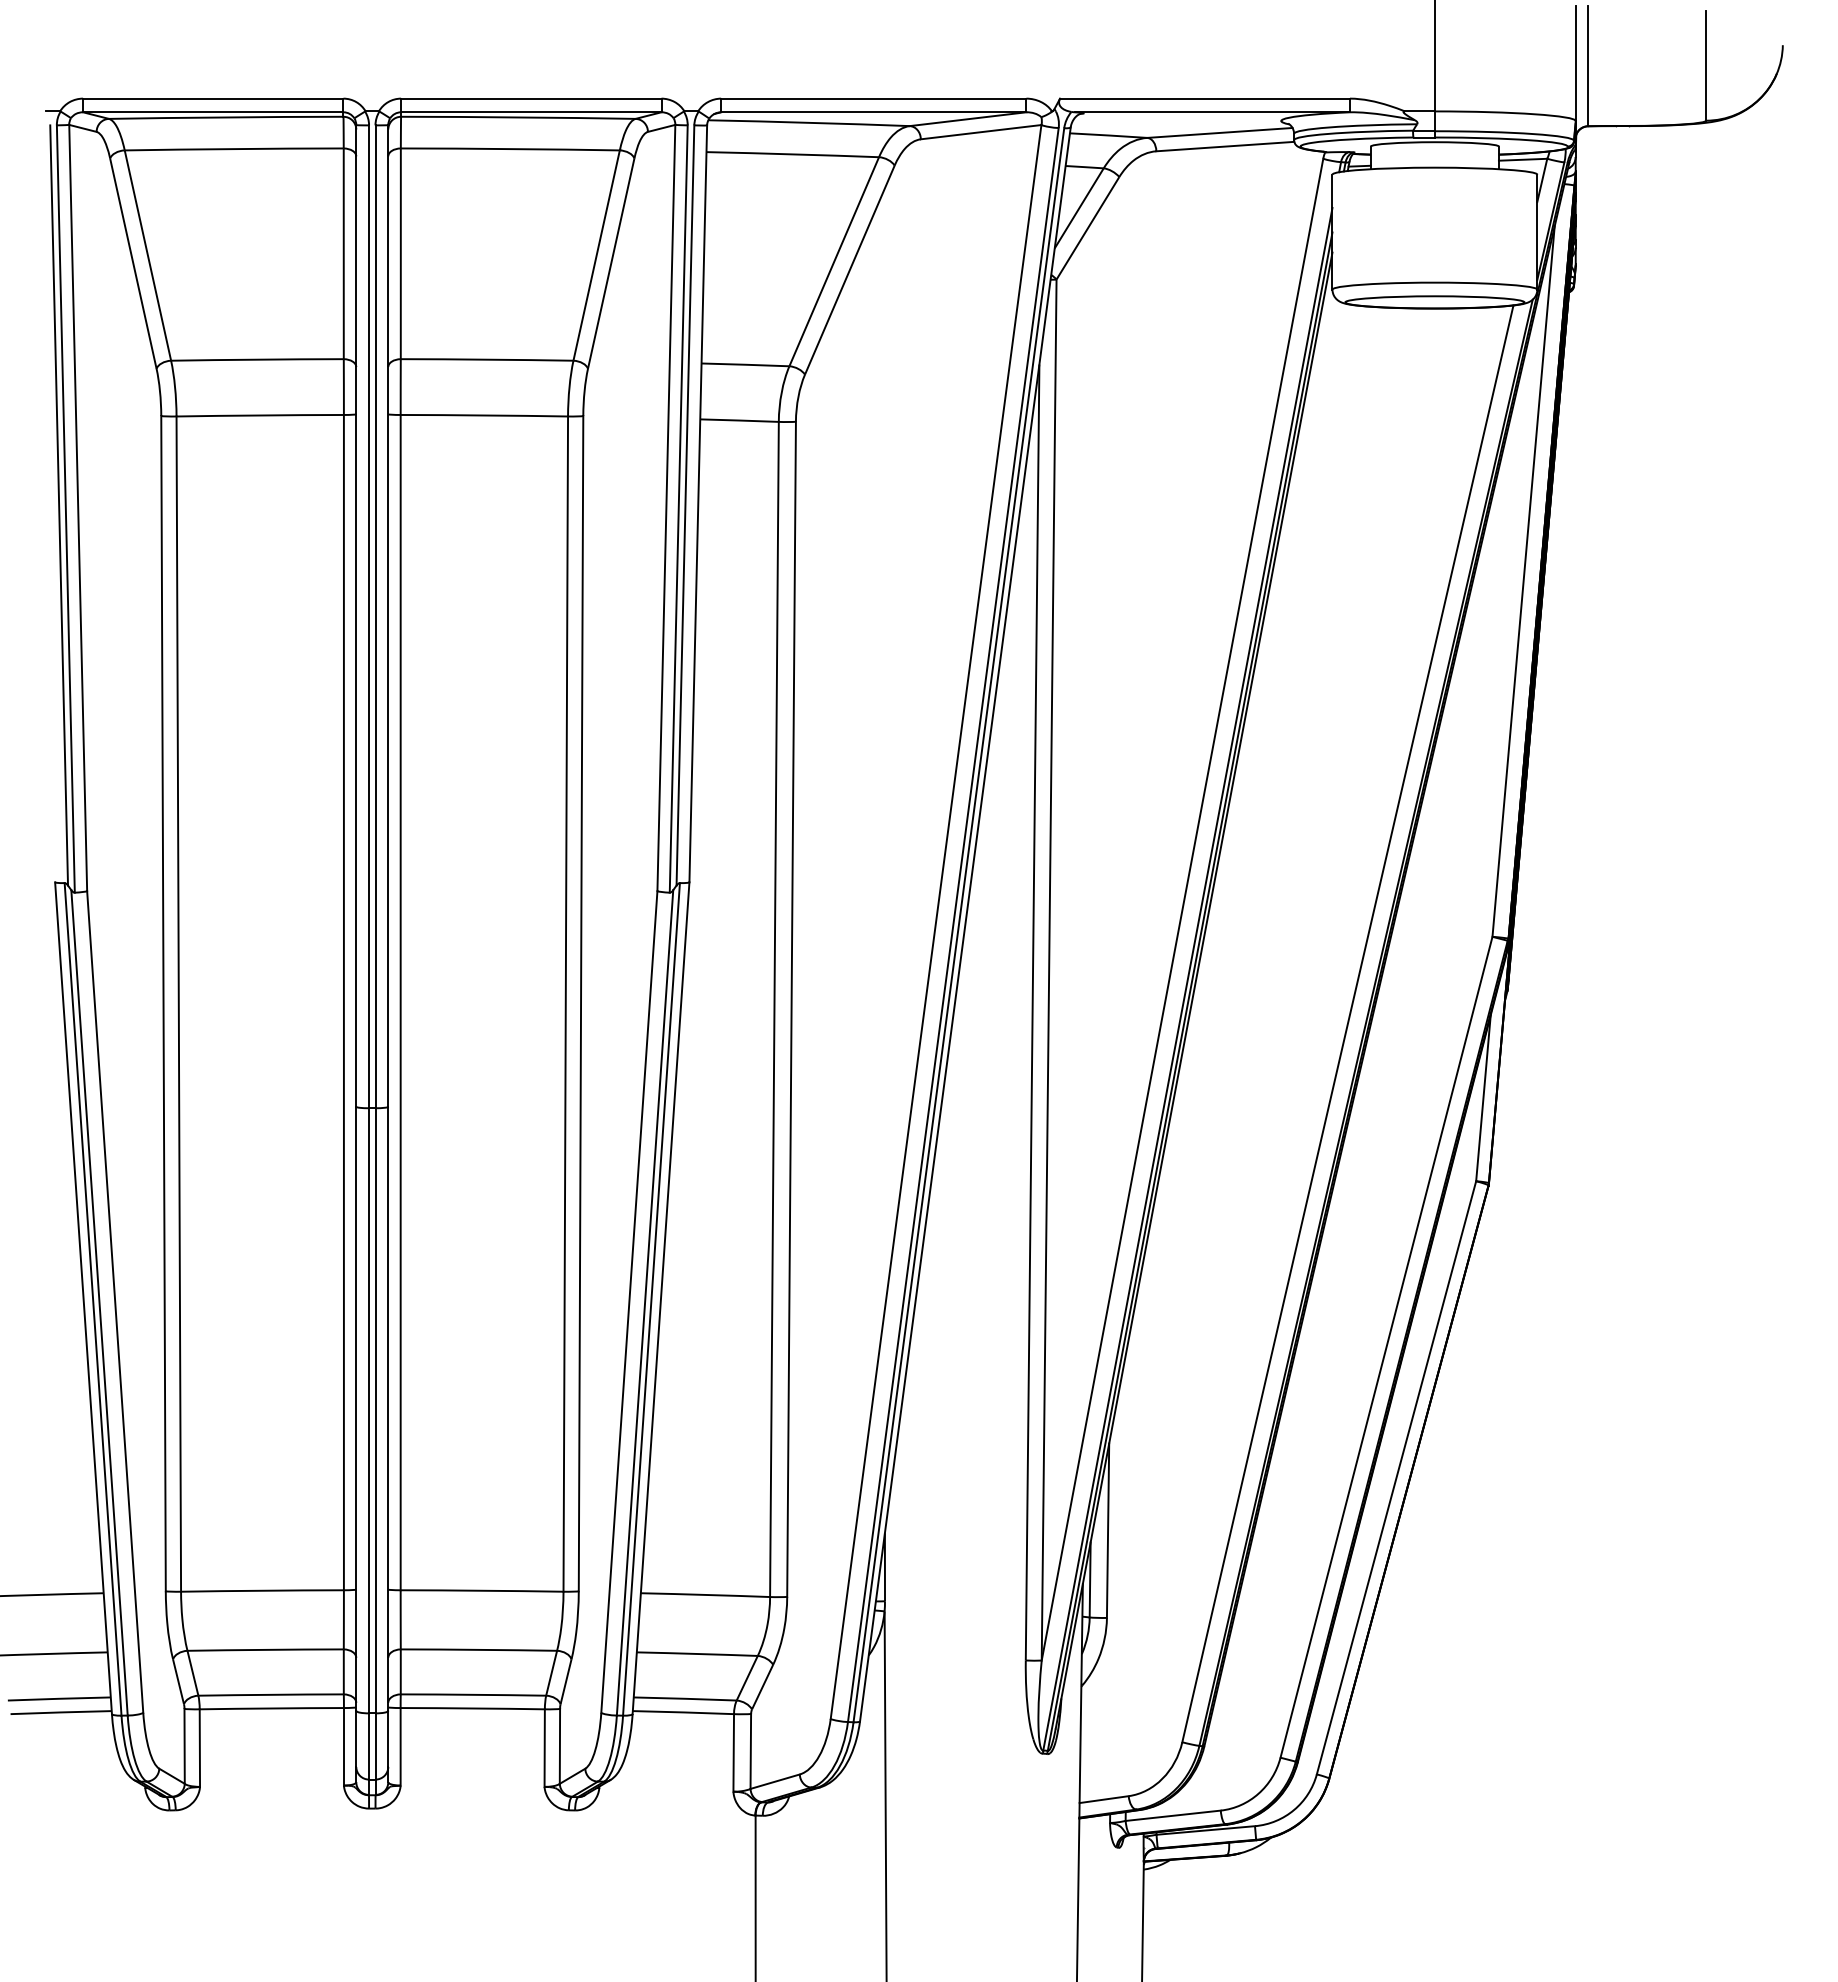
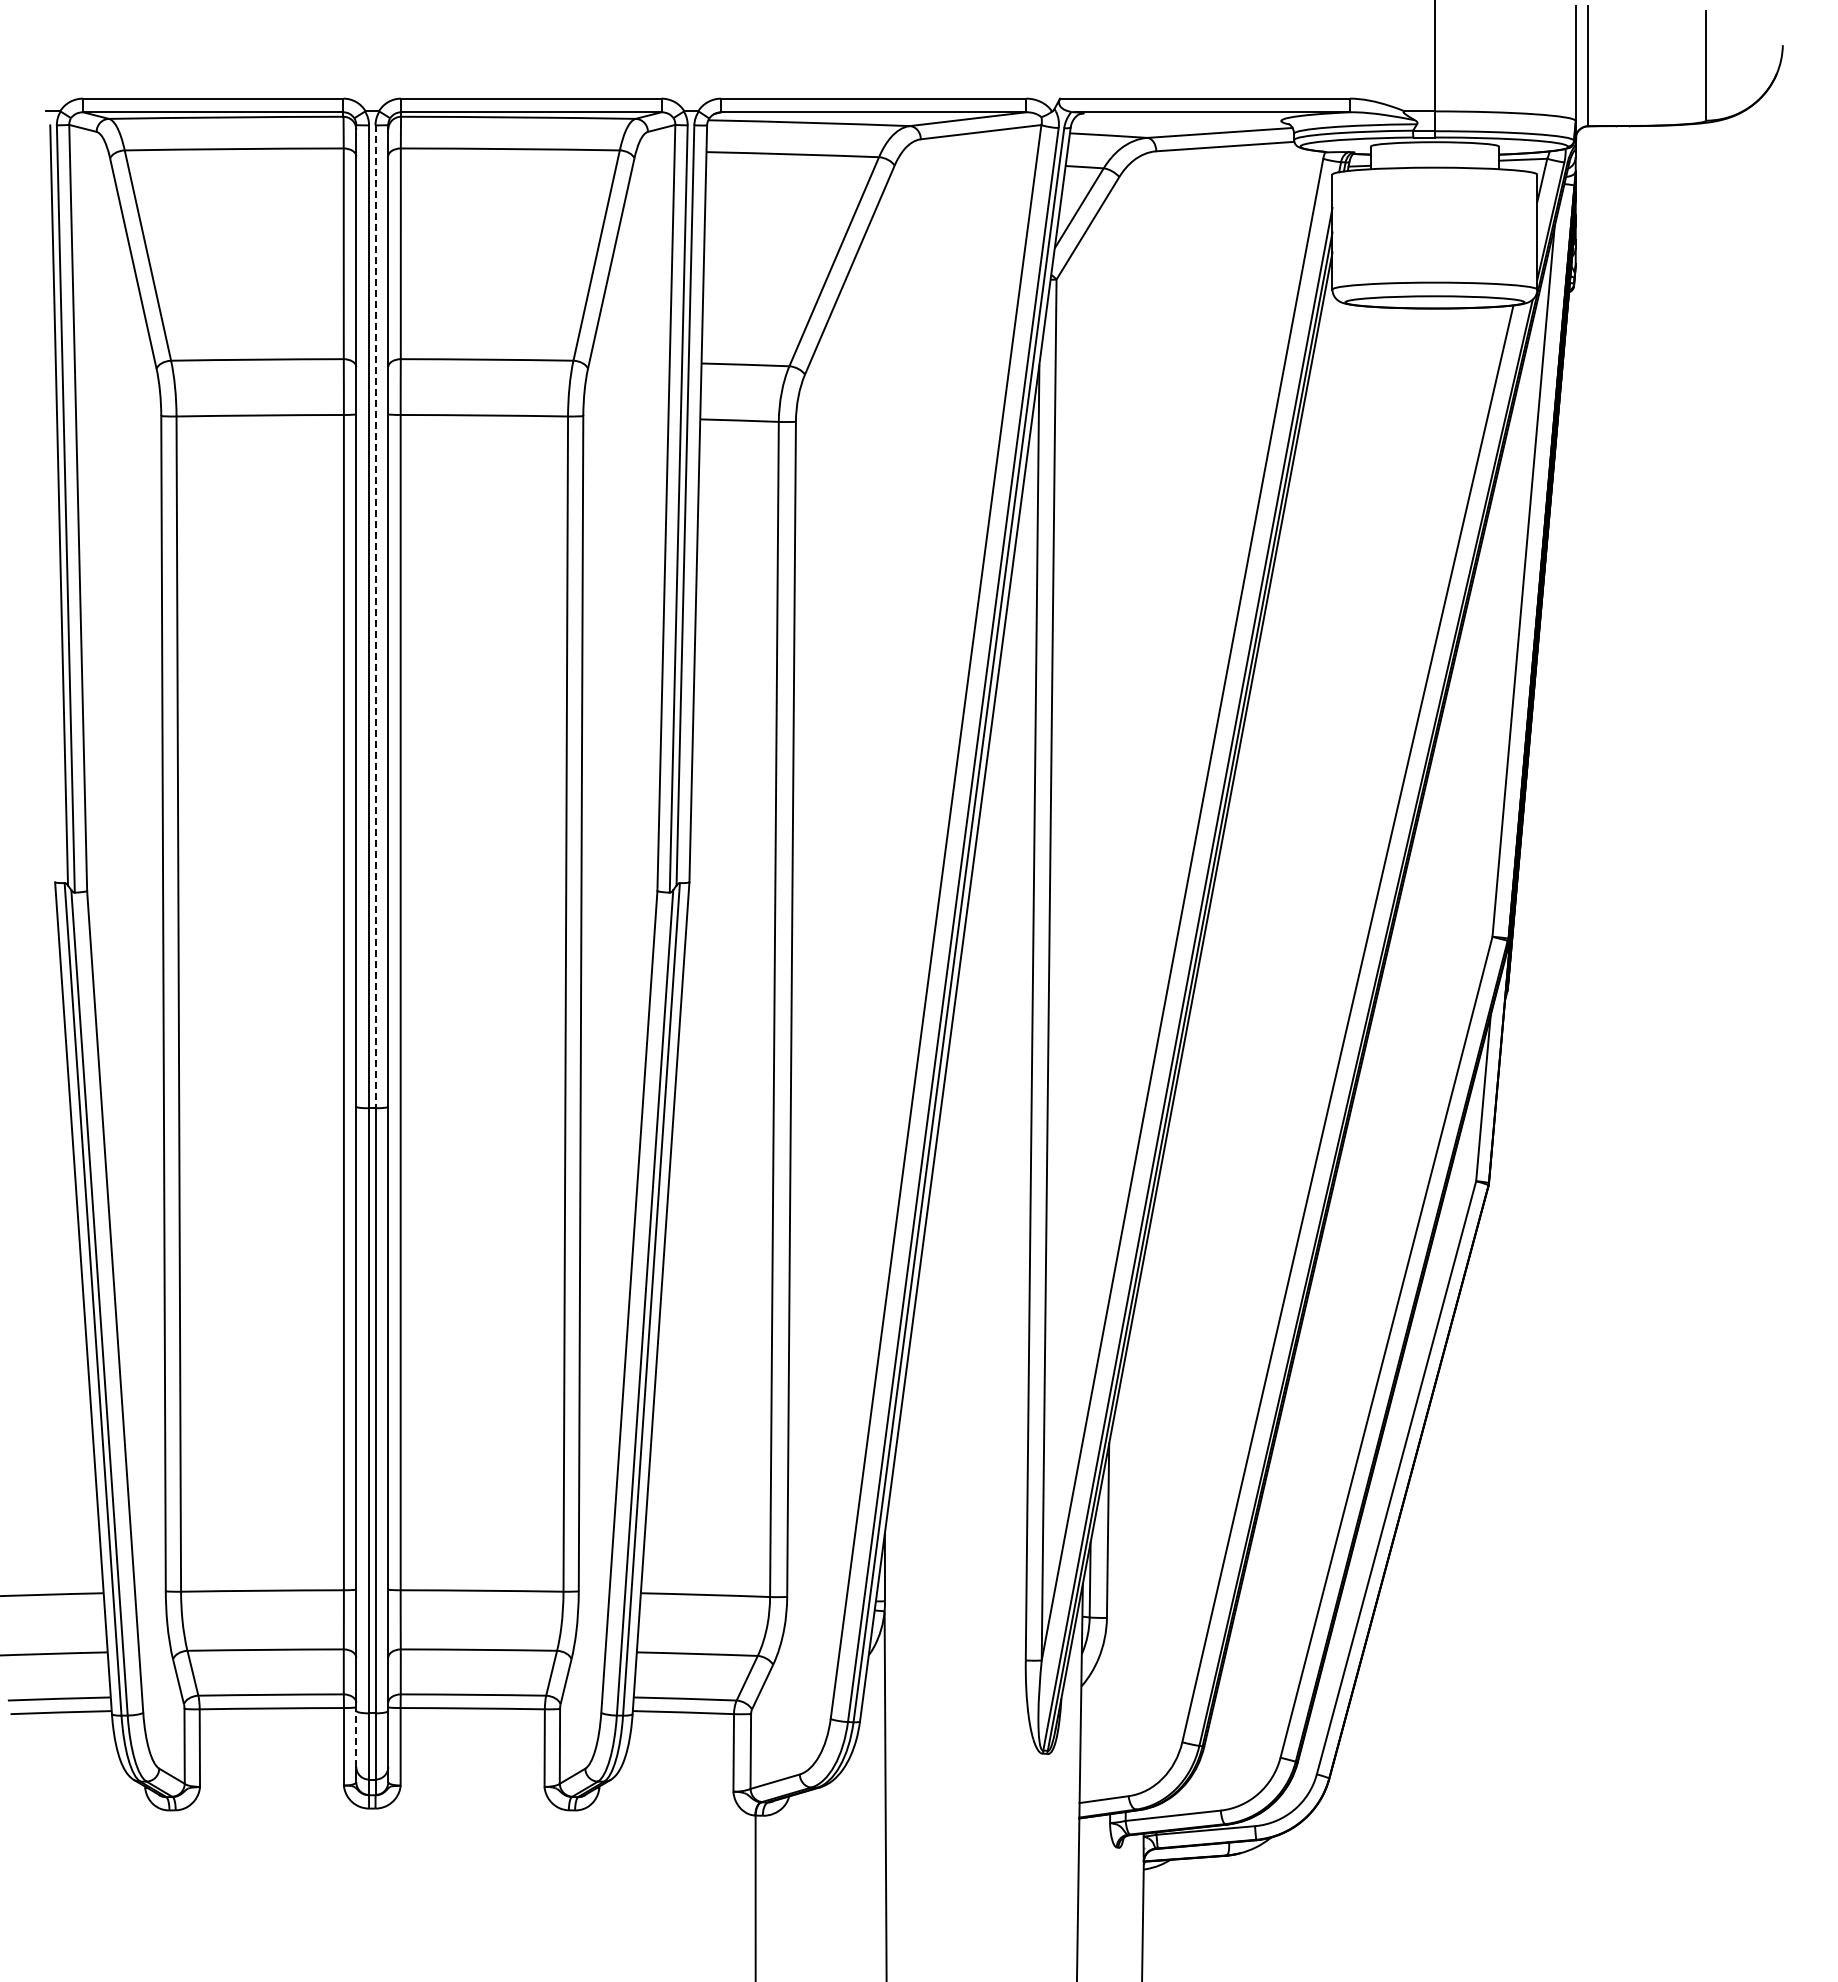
line: solid -> dashed (375, 617)
line: solid -> dashed (356, 1738)
